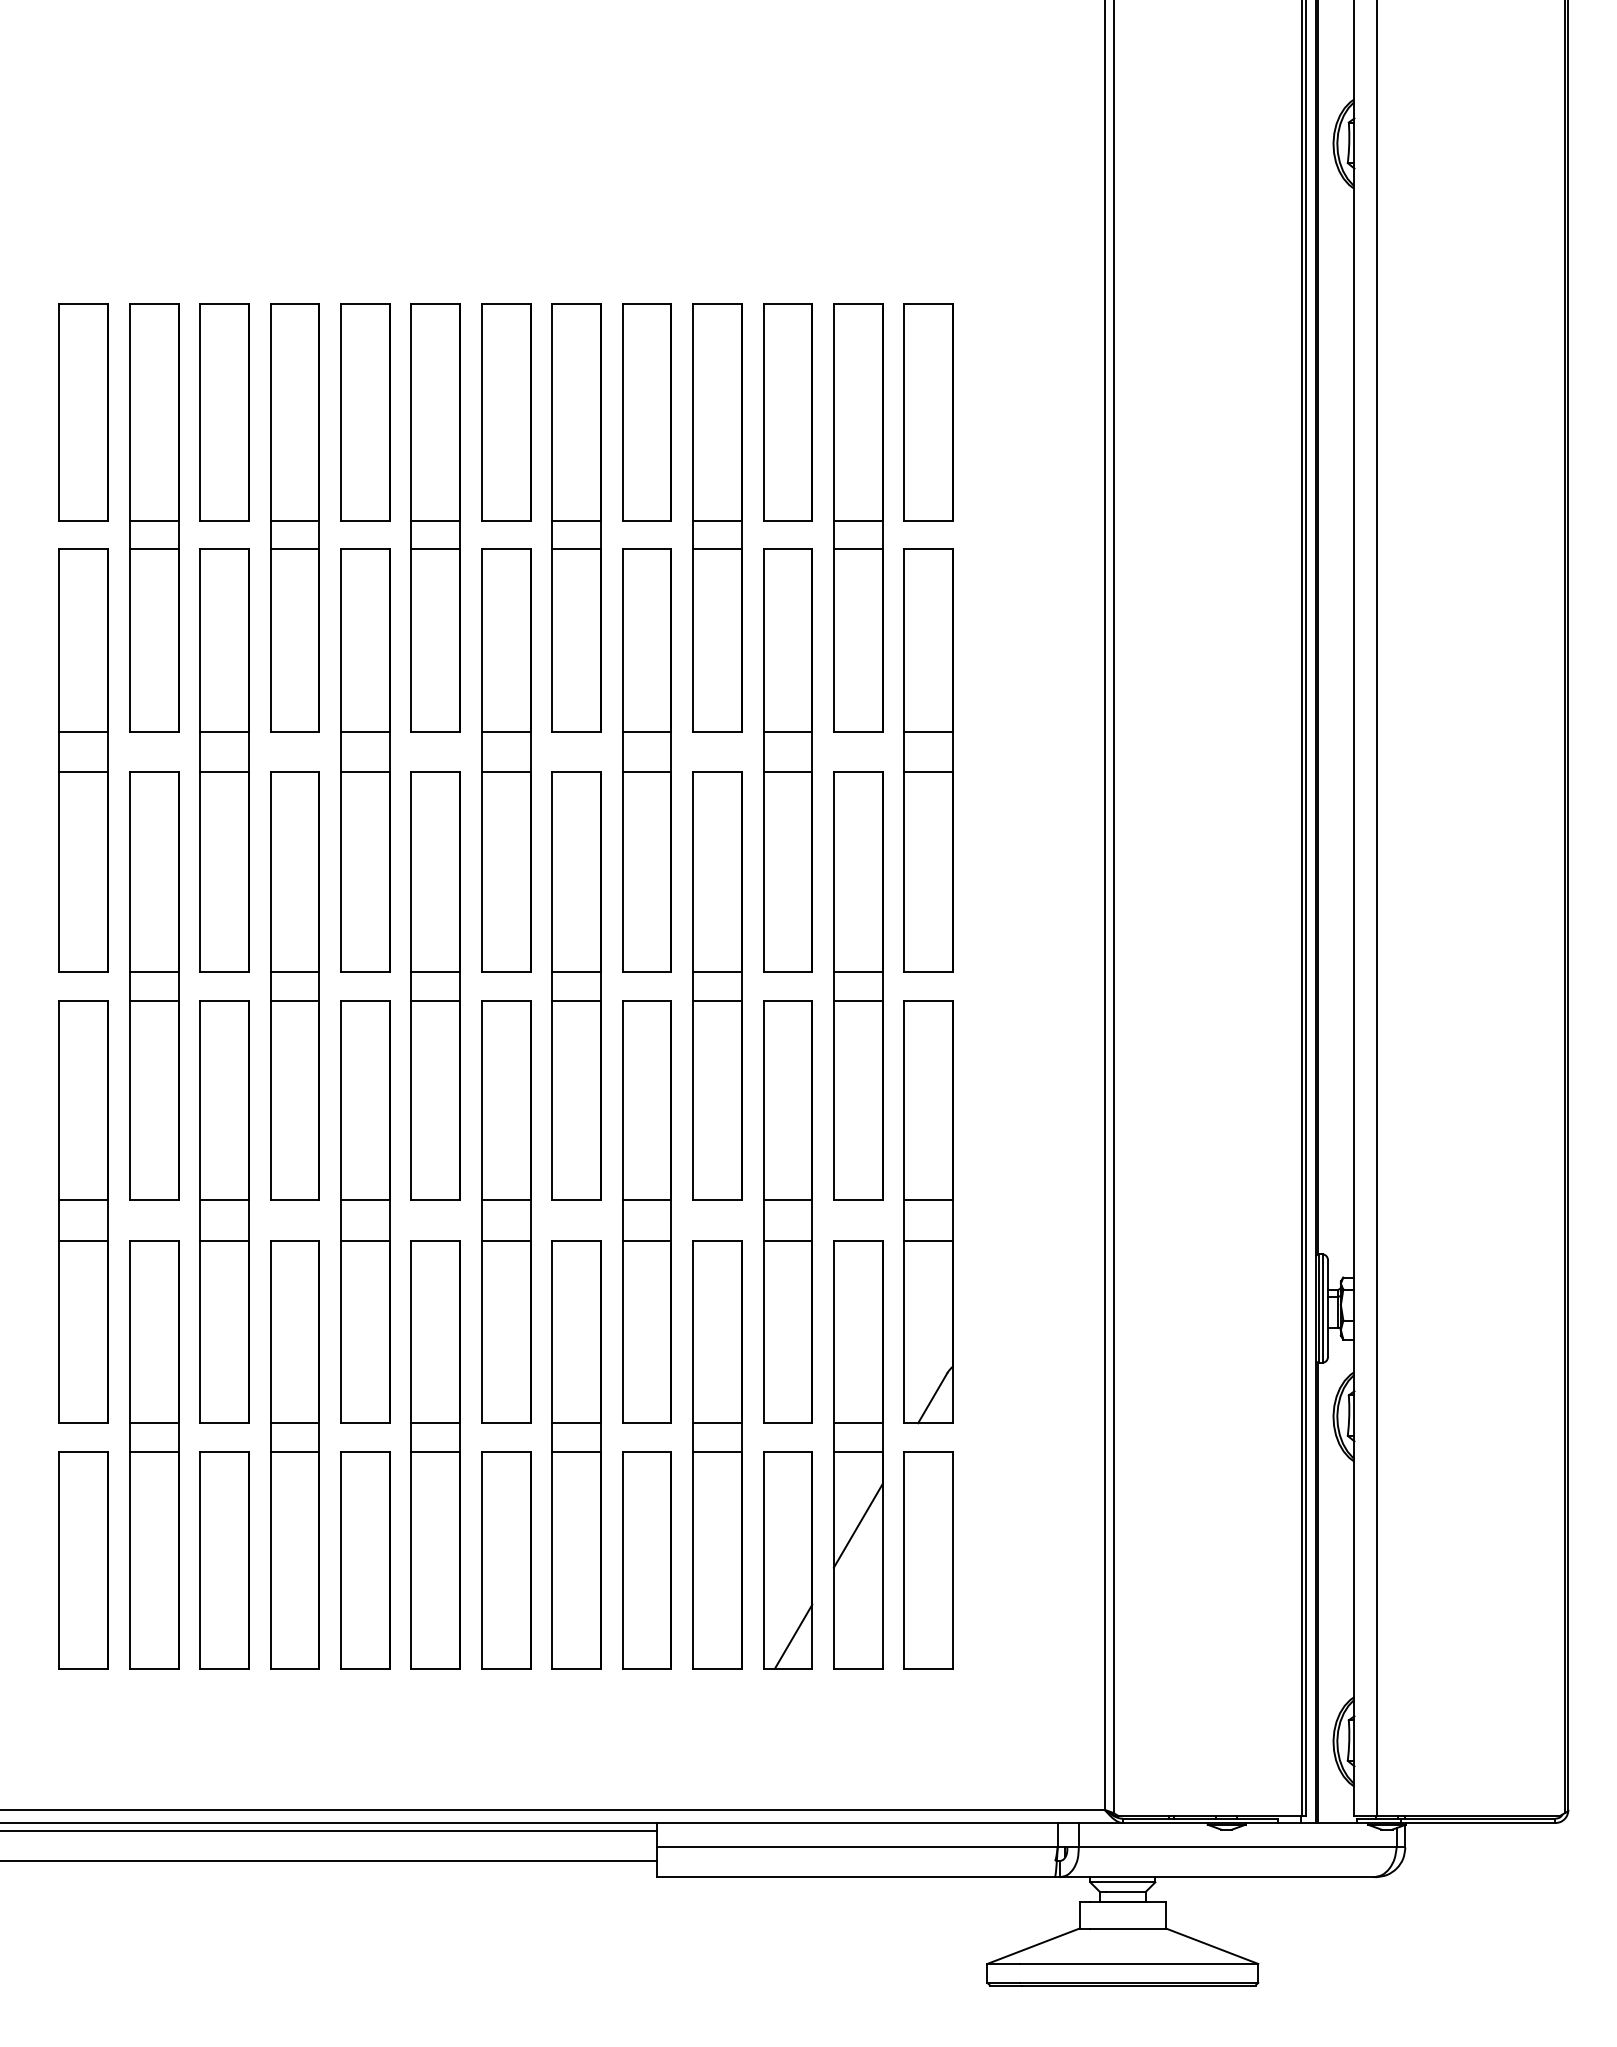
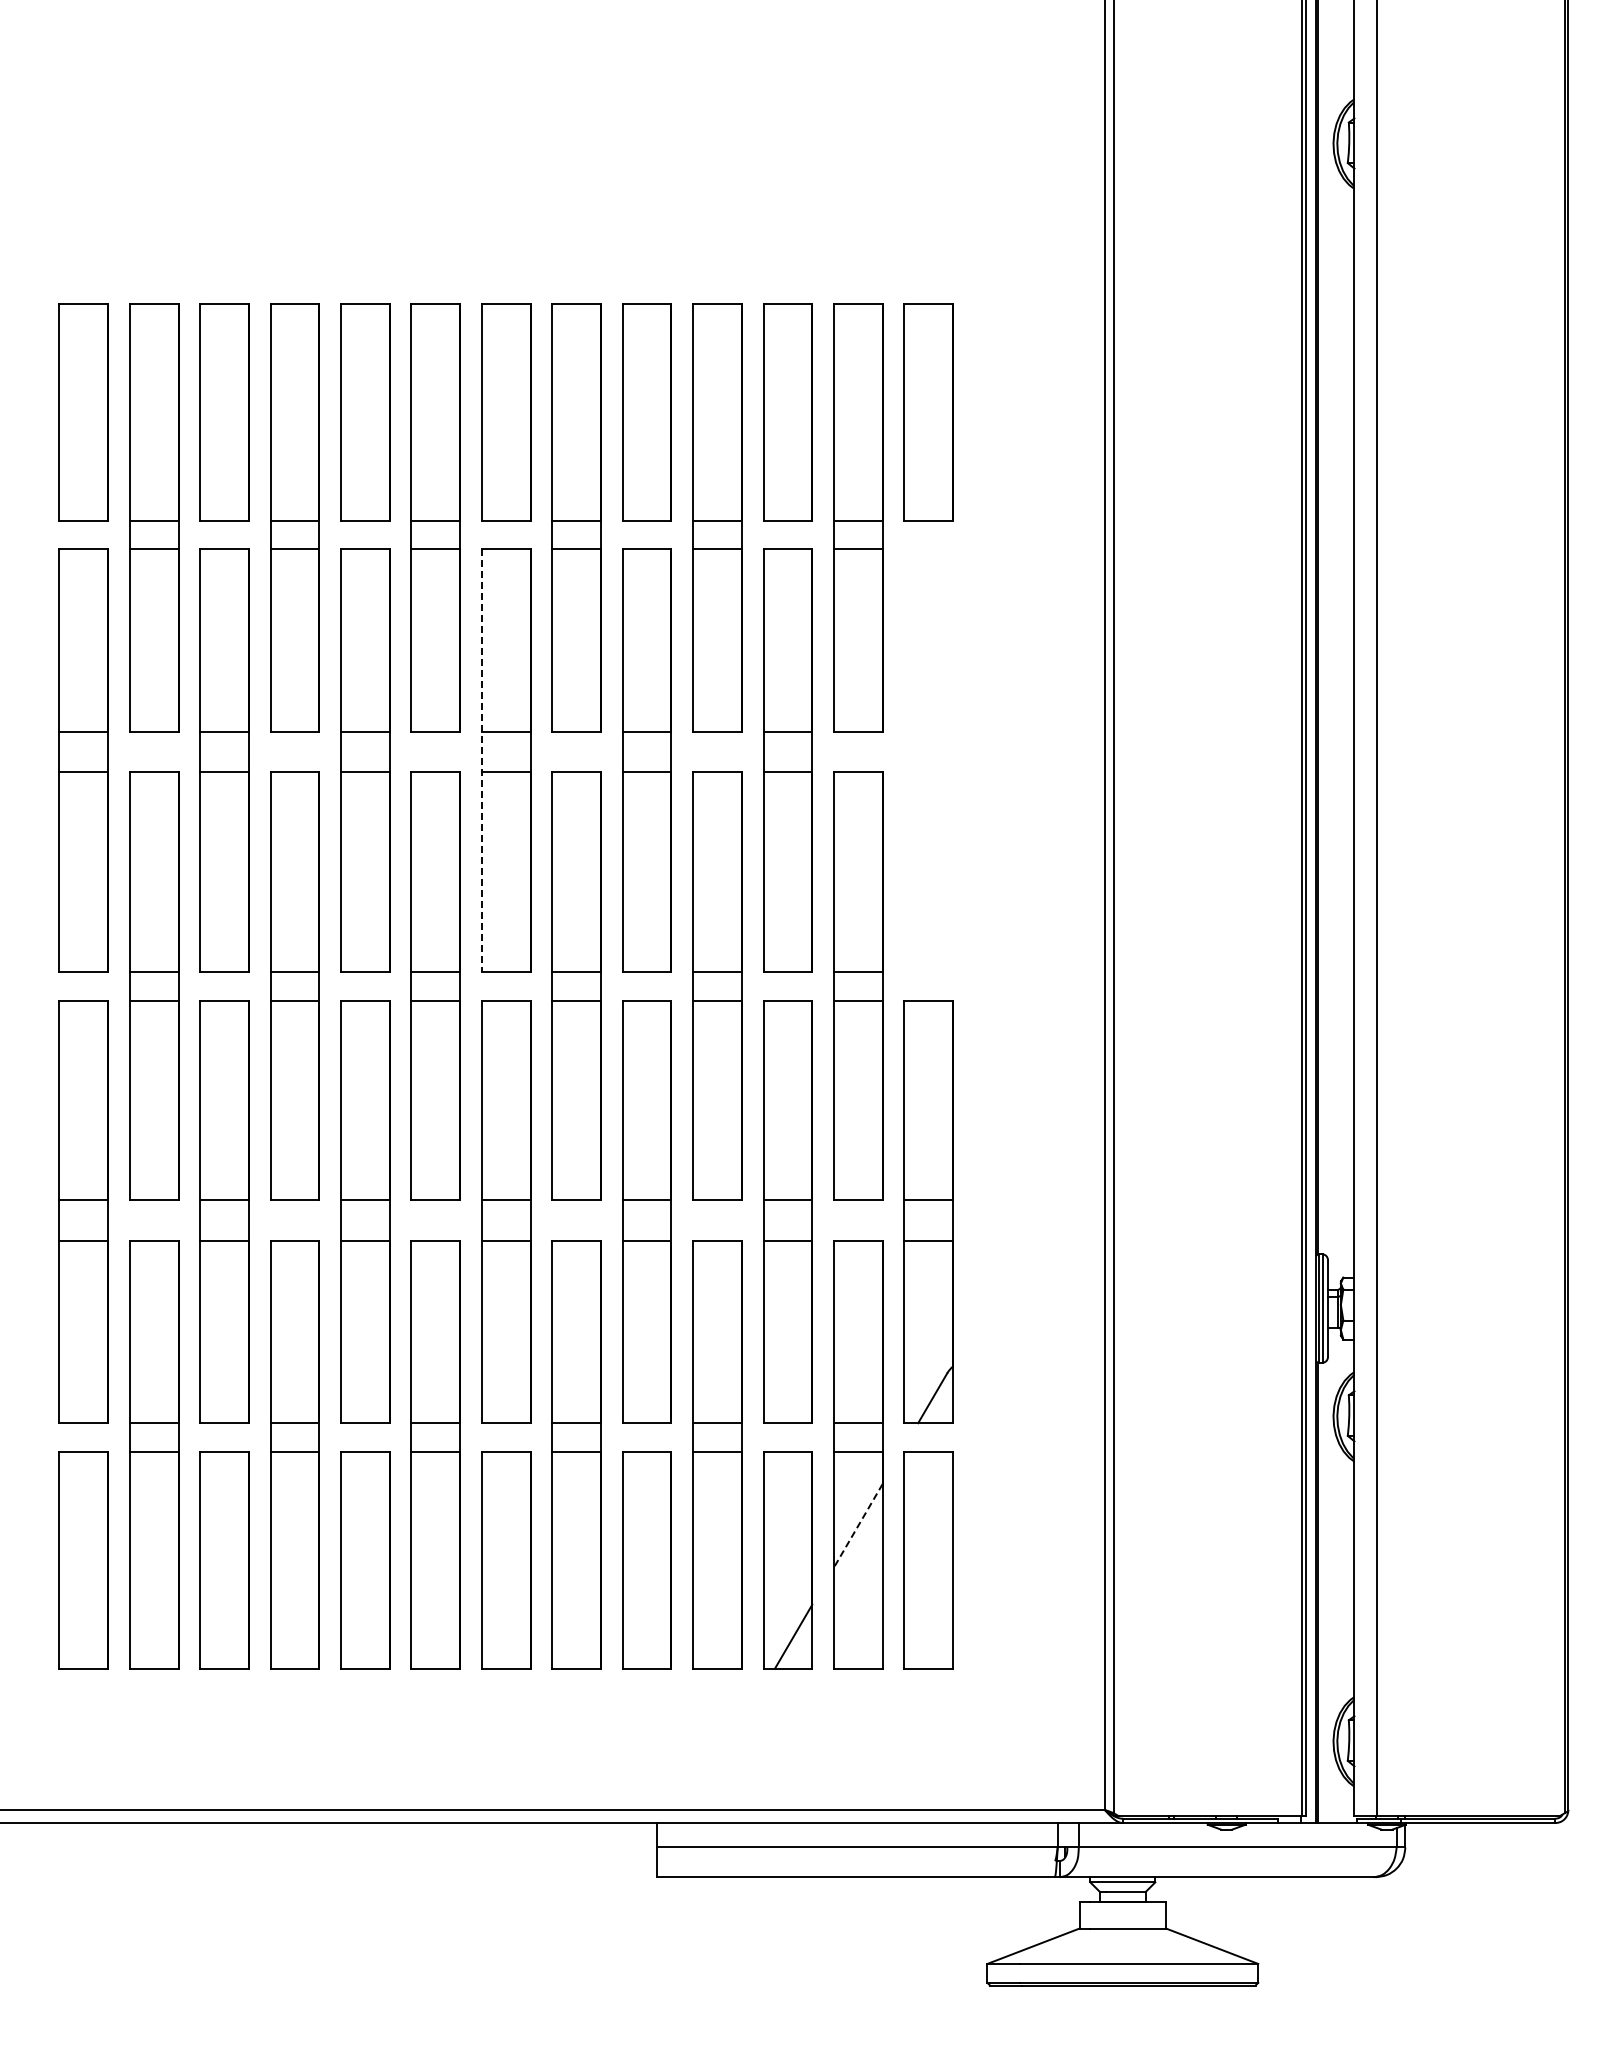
part: present -> none (928, 760)
line: solid -> dashed (481, 761)
line: solid -> dashed (858, 1526)
line: present -> none (329, 1831)
line: present -> none (329, 1861)
